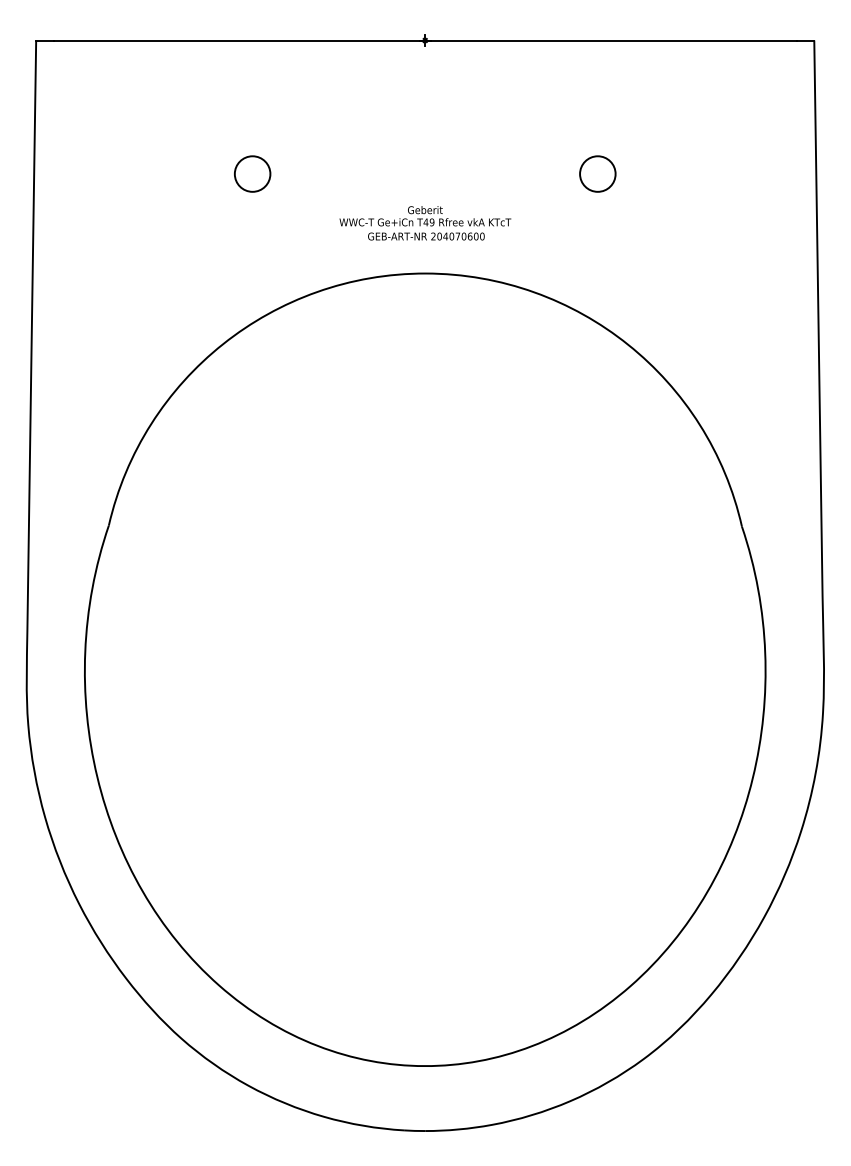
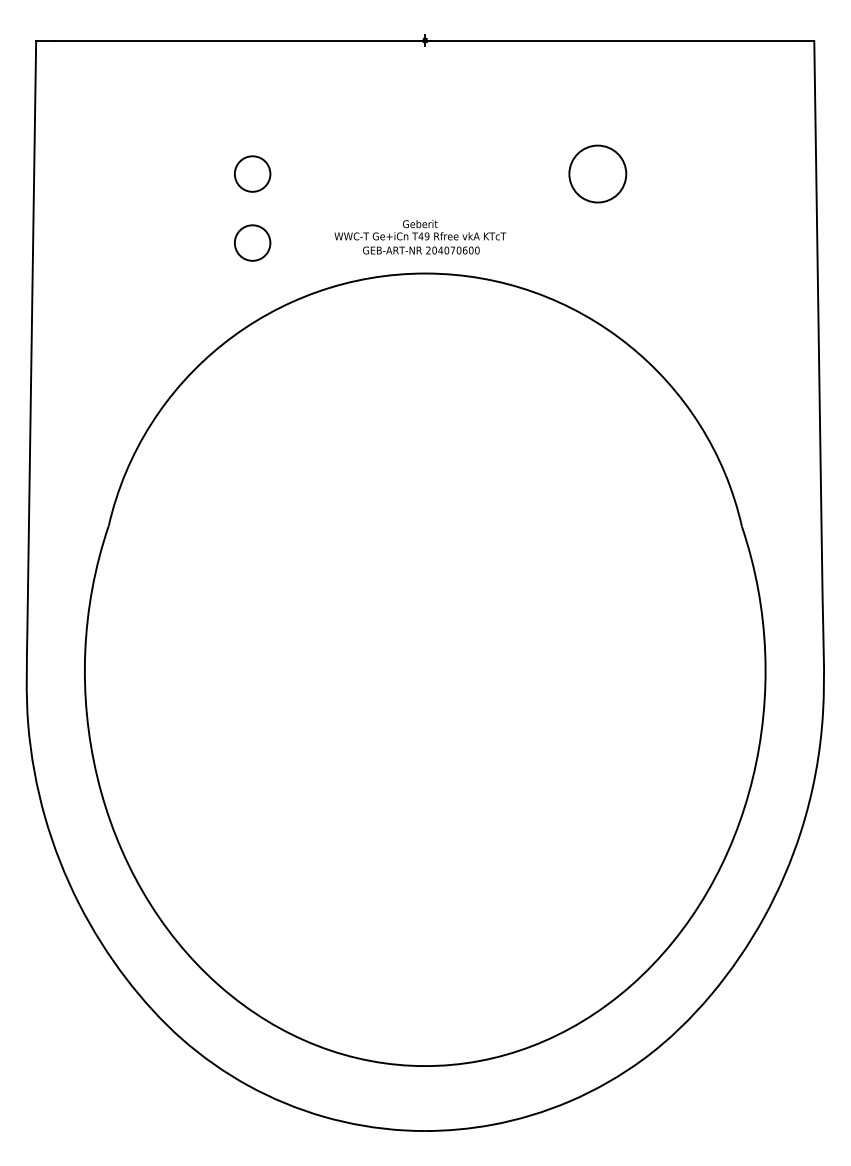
circle diameter: 36 px -> 57 px (597, 173)
text position: (425, 223) -> (420, 237) (420, 237)
circle: none -> present (252, 242)
